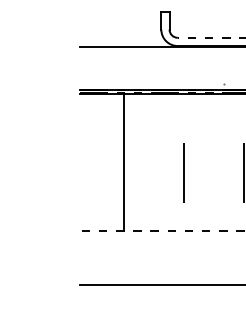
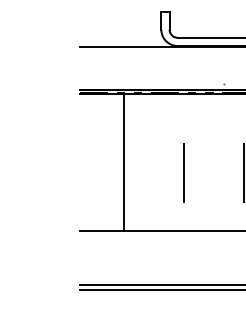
line: dashed -> solid (211, 37)
line: dashed -> solid (162, 231)
line: none -> present (160, 289)
